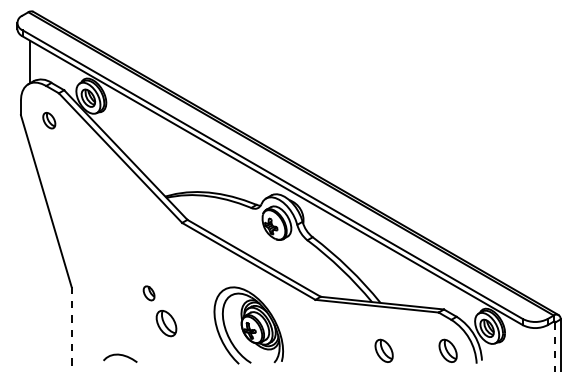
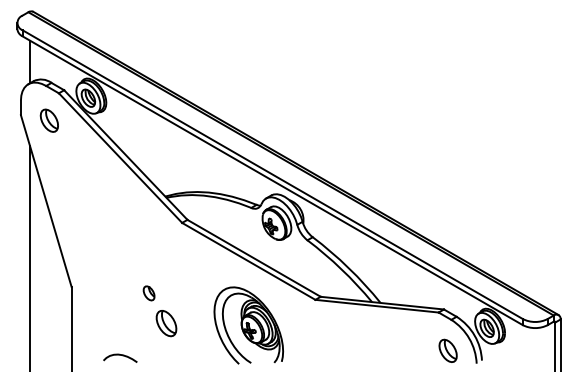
part size: 15x18 px -> 20x25 px (48, 120)
line: none -> present (29, 256)
line: dashed -> solid (71, 329)
line: dashed -> solid (555, 347)
part: present -> none (383, 350)
